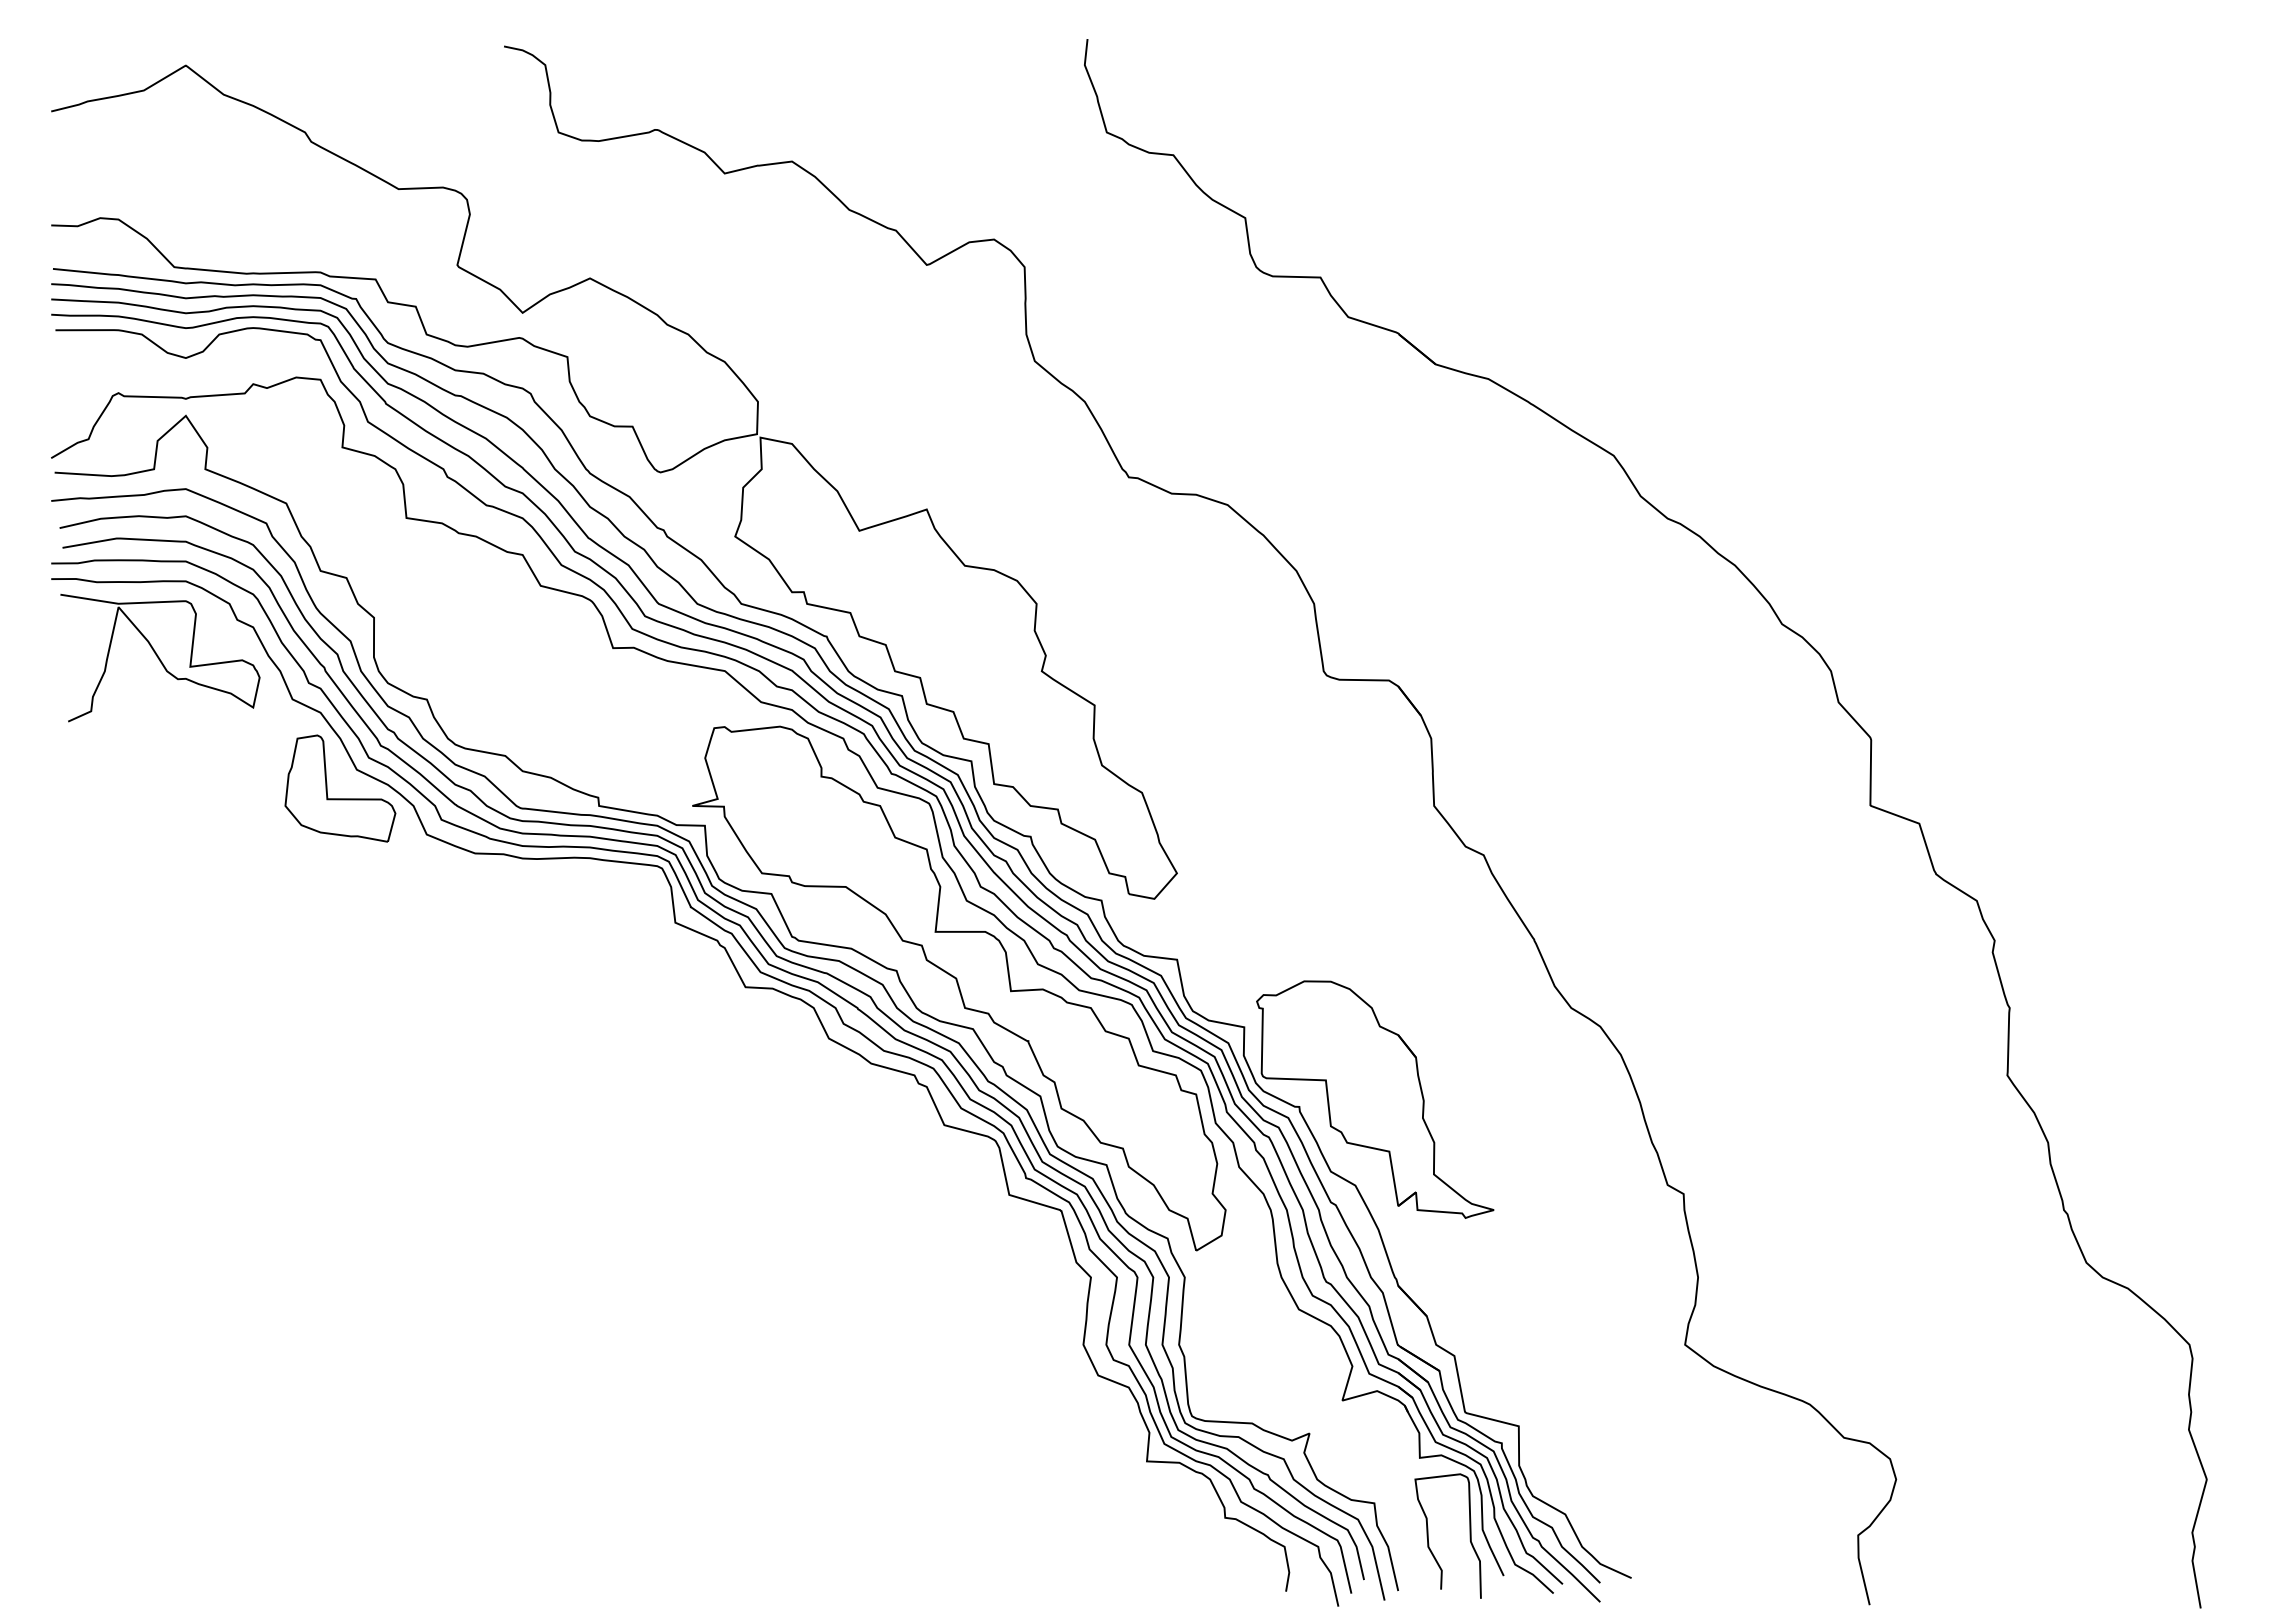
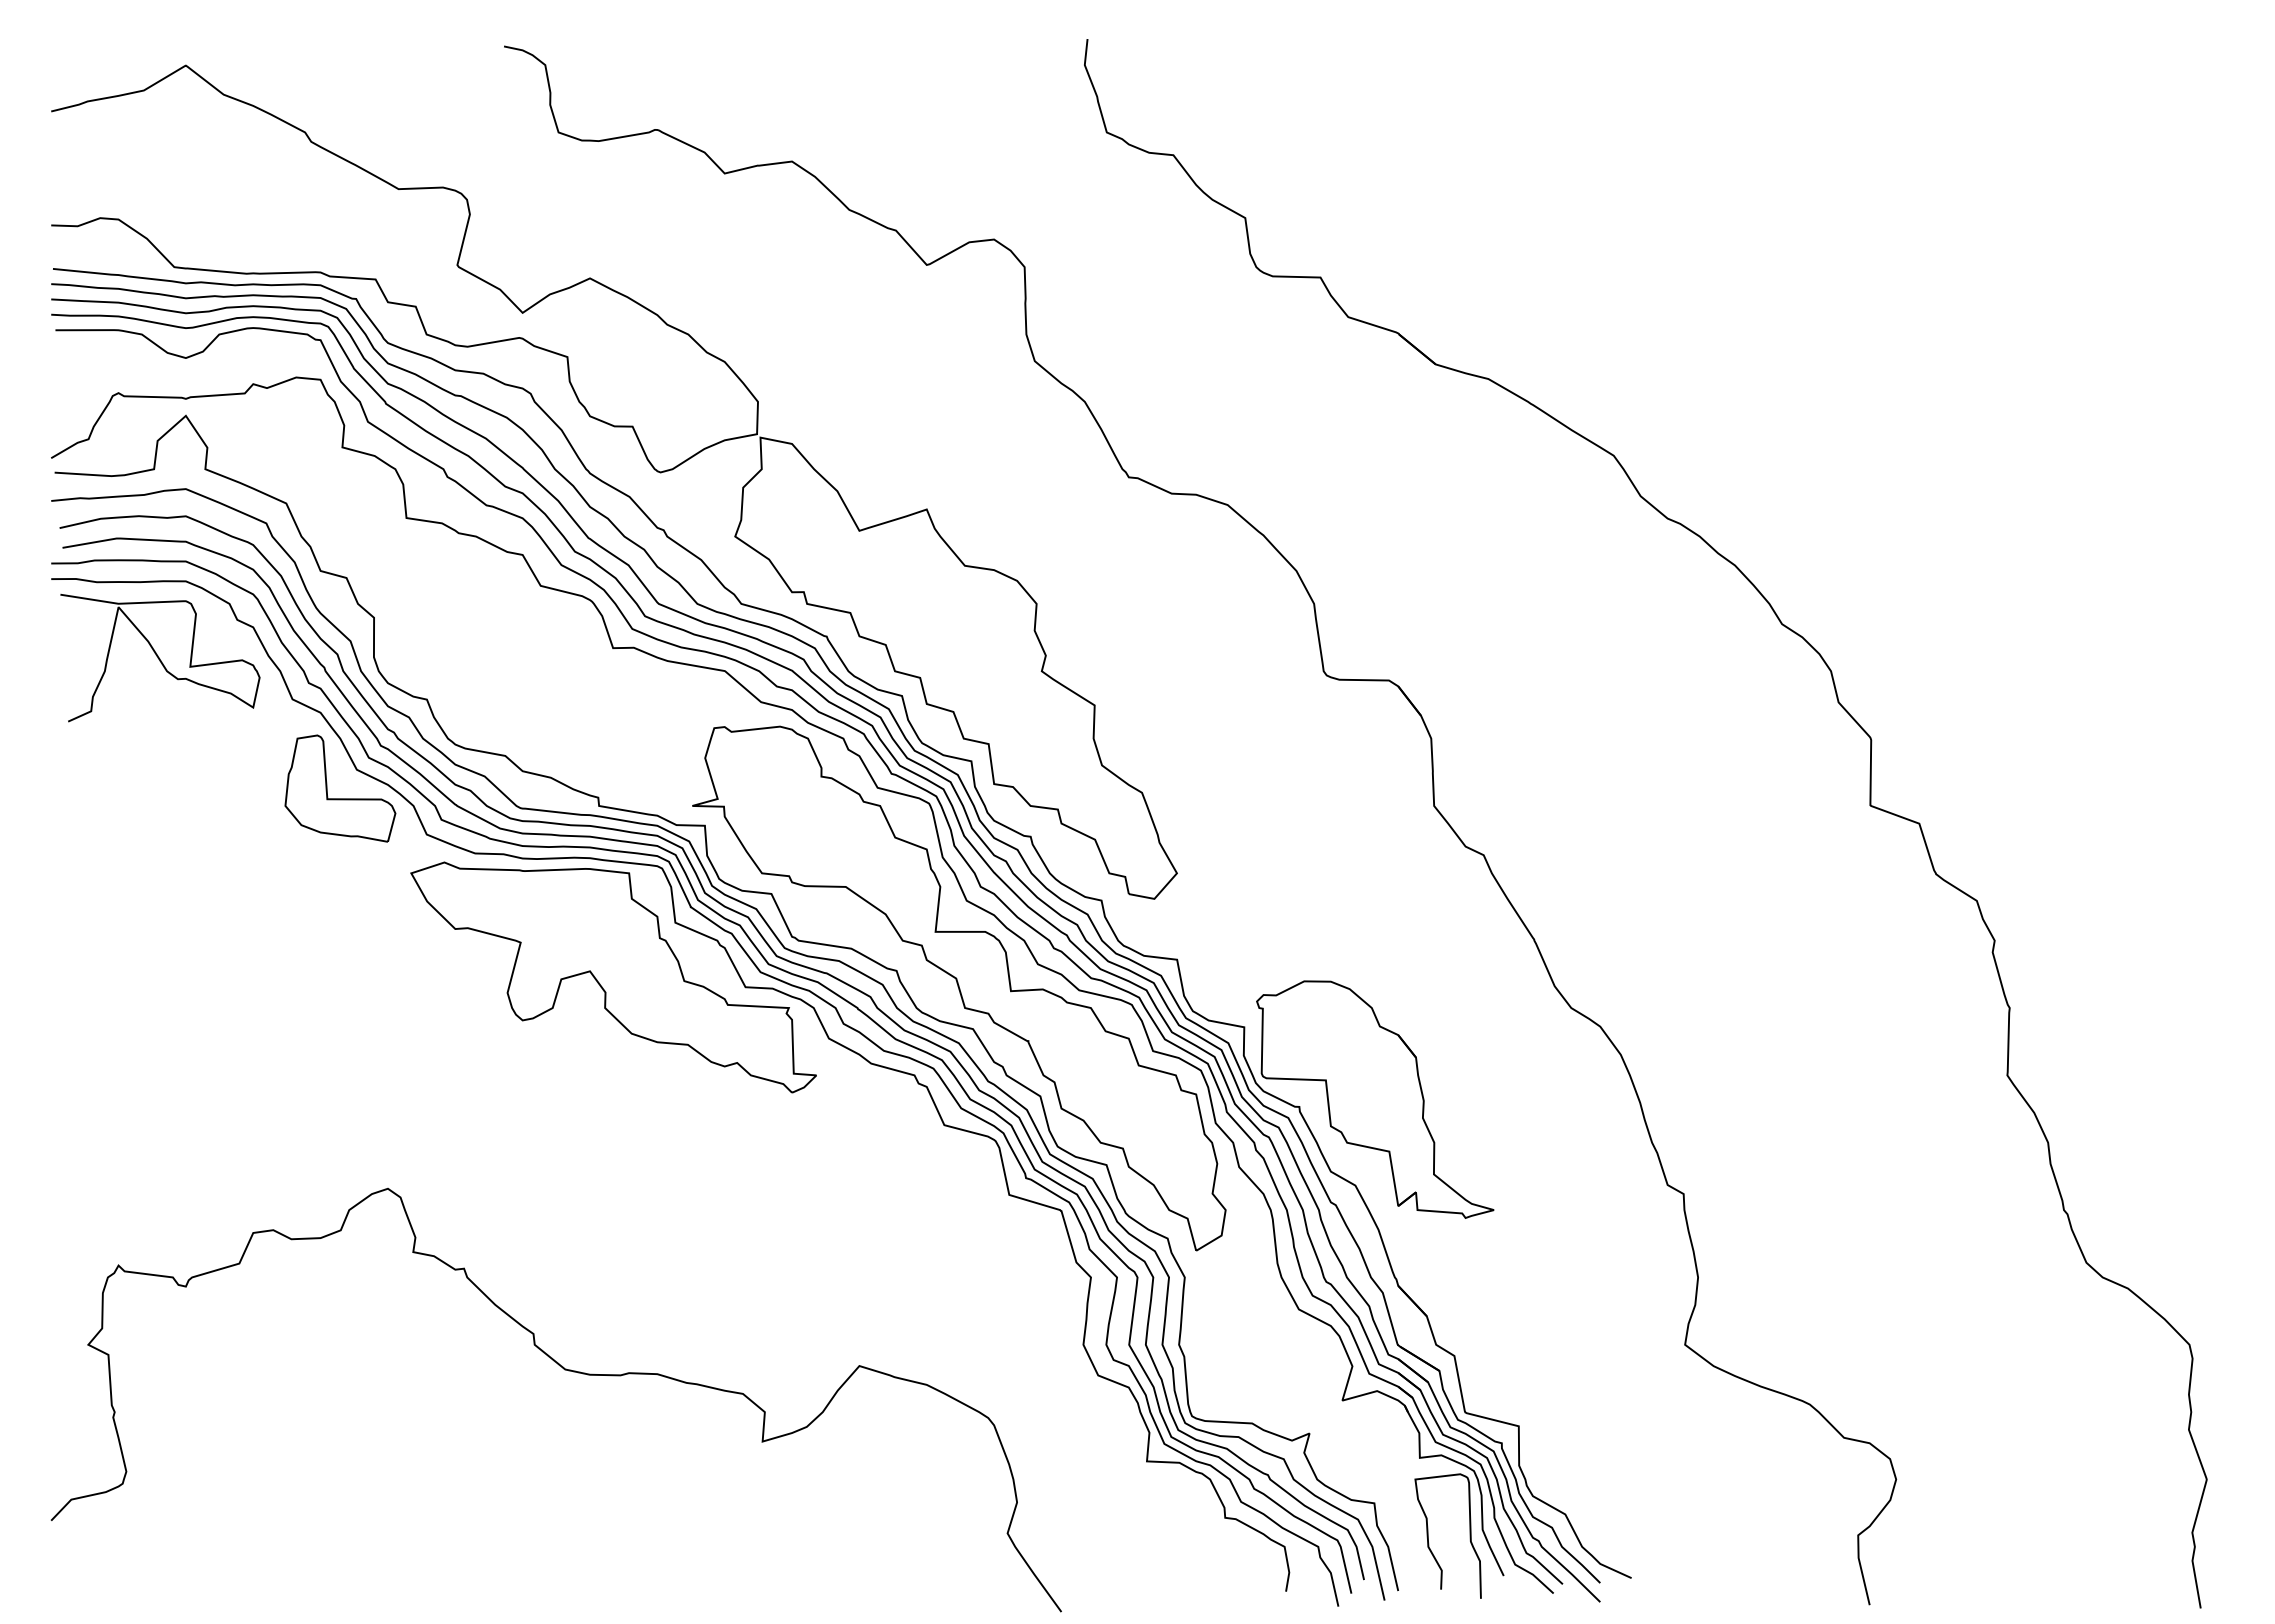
part: none -> present (613, 977)
curve: none -> present (564, 1370)
